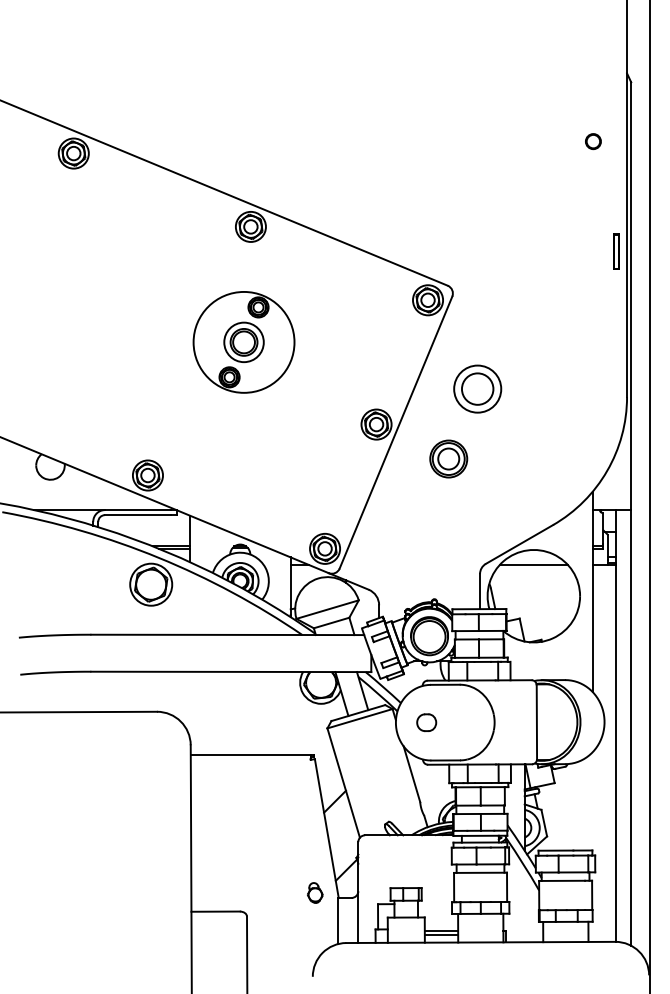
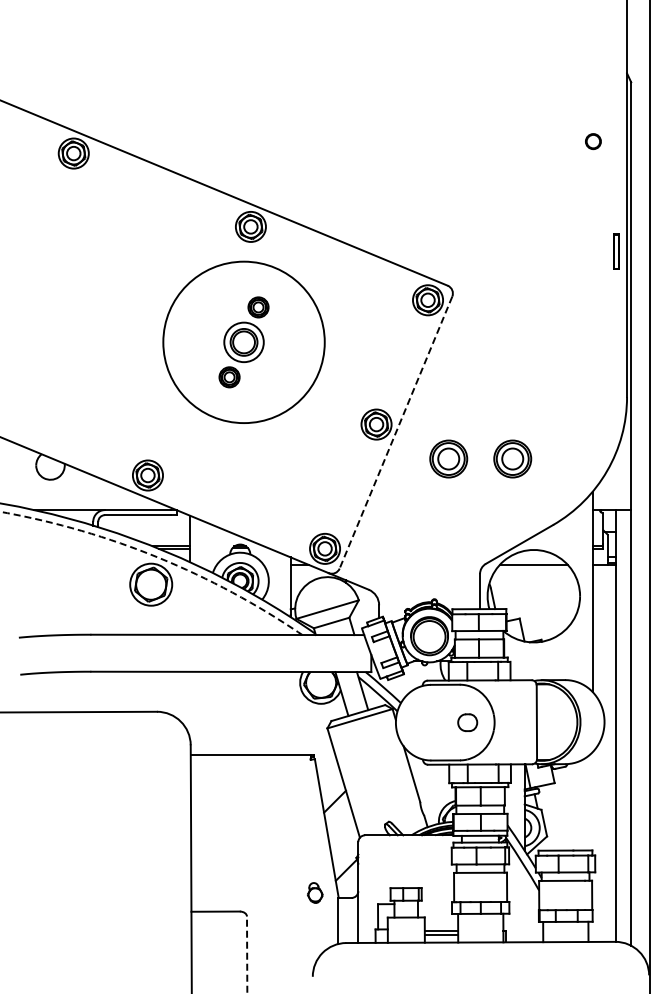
circle diameter: 101 px -> 161 px (243, 342)
part: present -> none (477, 388)
line: solid -> dashed (395, 433)
part: none -> present (512, 458)
arc: solid -> dashed (158, 557)
part position: (426, 722) -> (467, 722) (467, 722)
line: solid -> dashed (247, 954)
